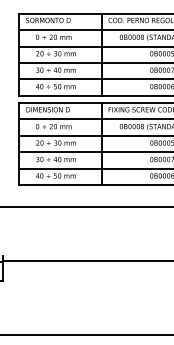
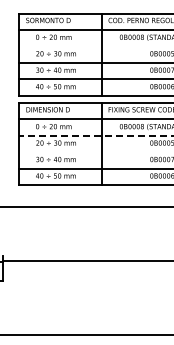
line: present -> none (94, 46)
line: solid -> dashed (96, 135)
line: present -> none (94, 152)
